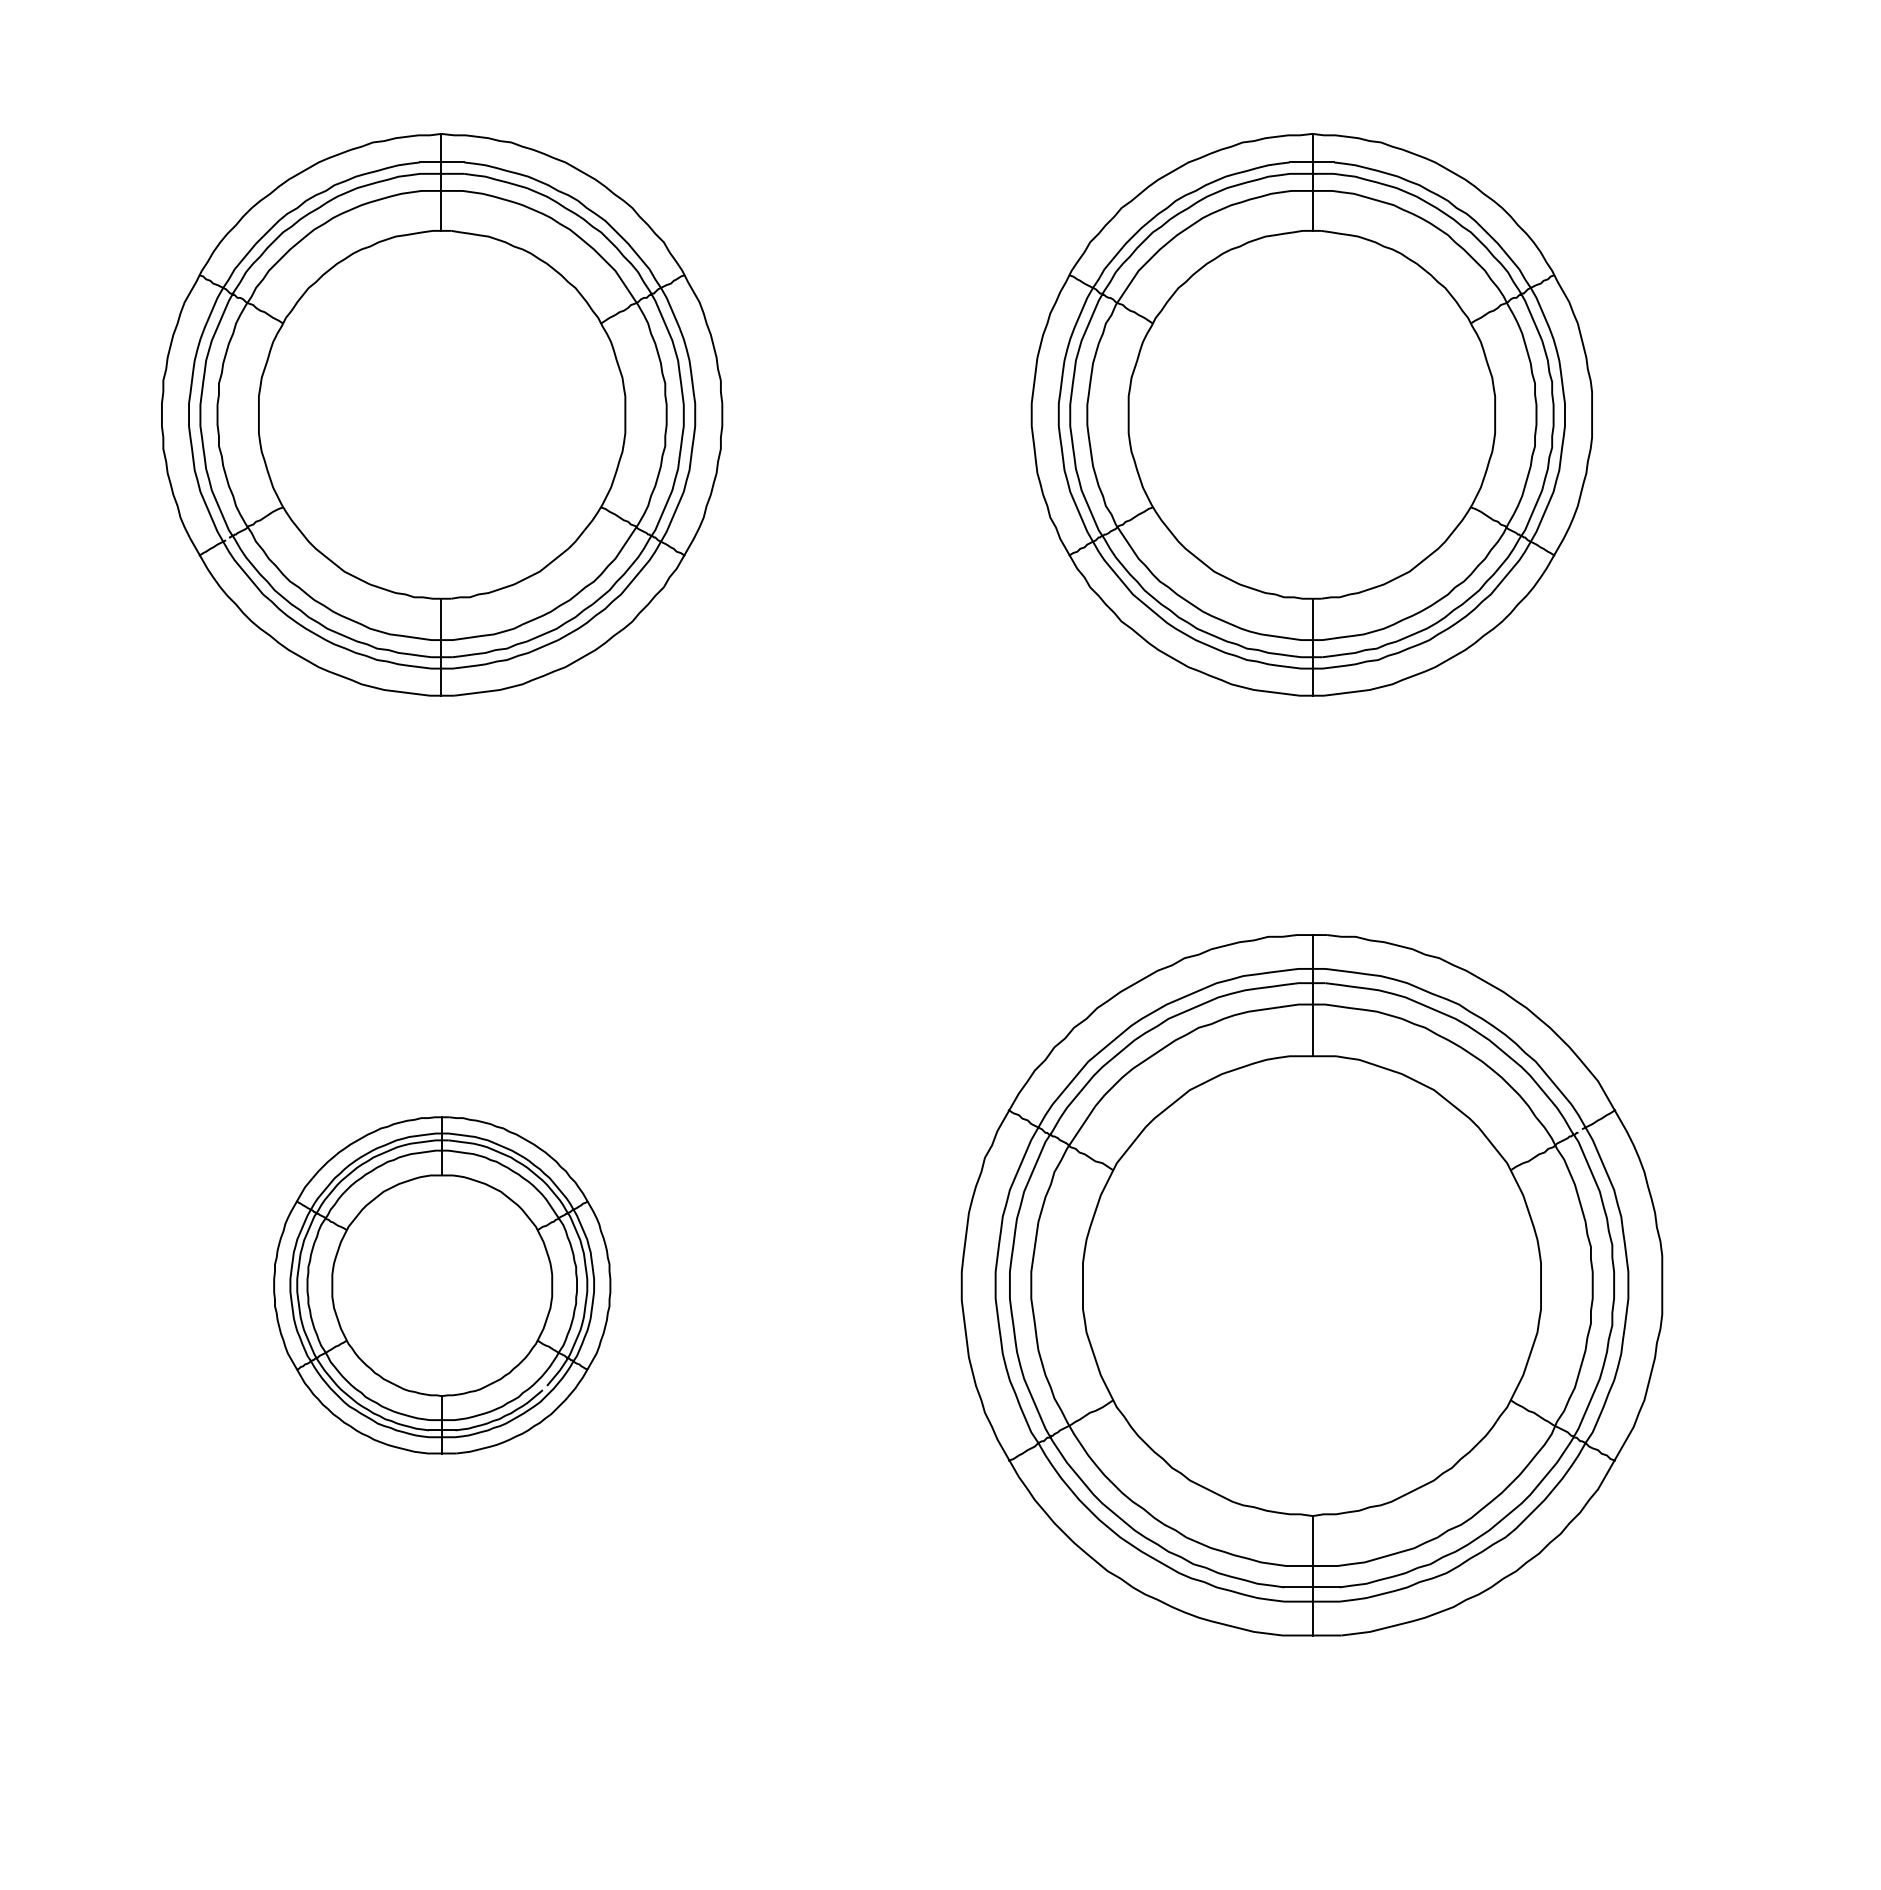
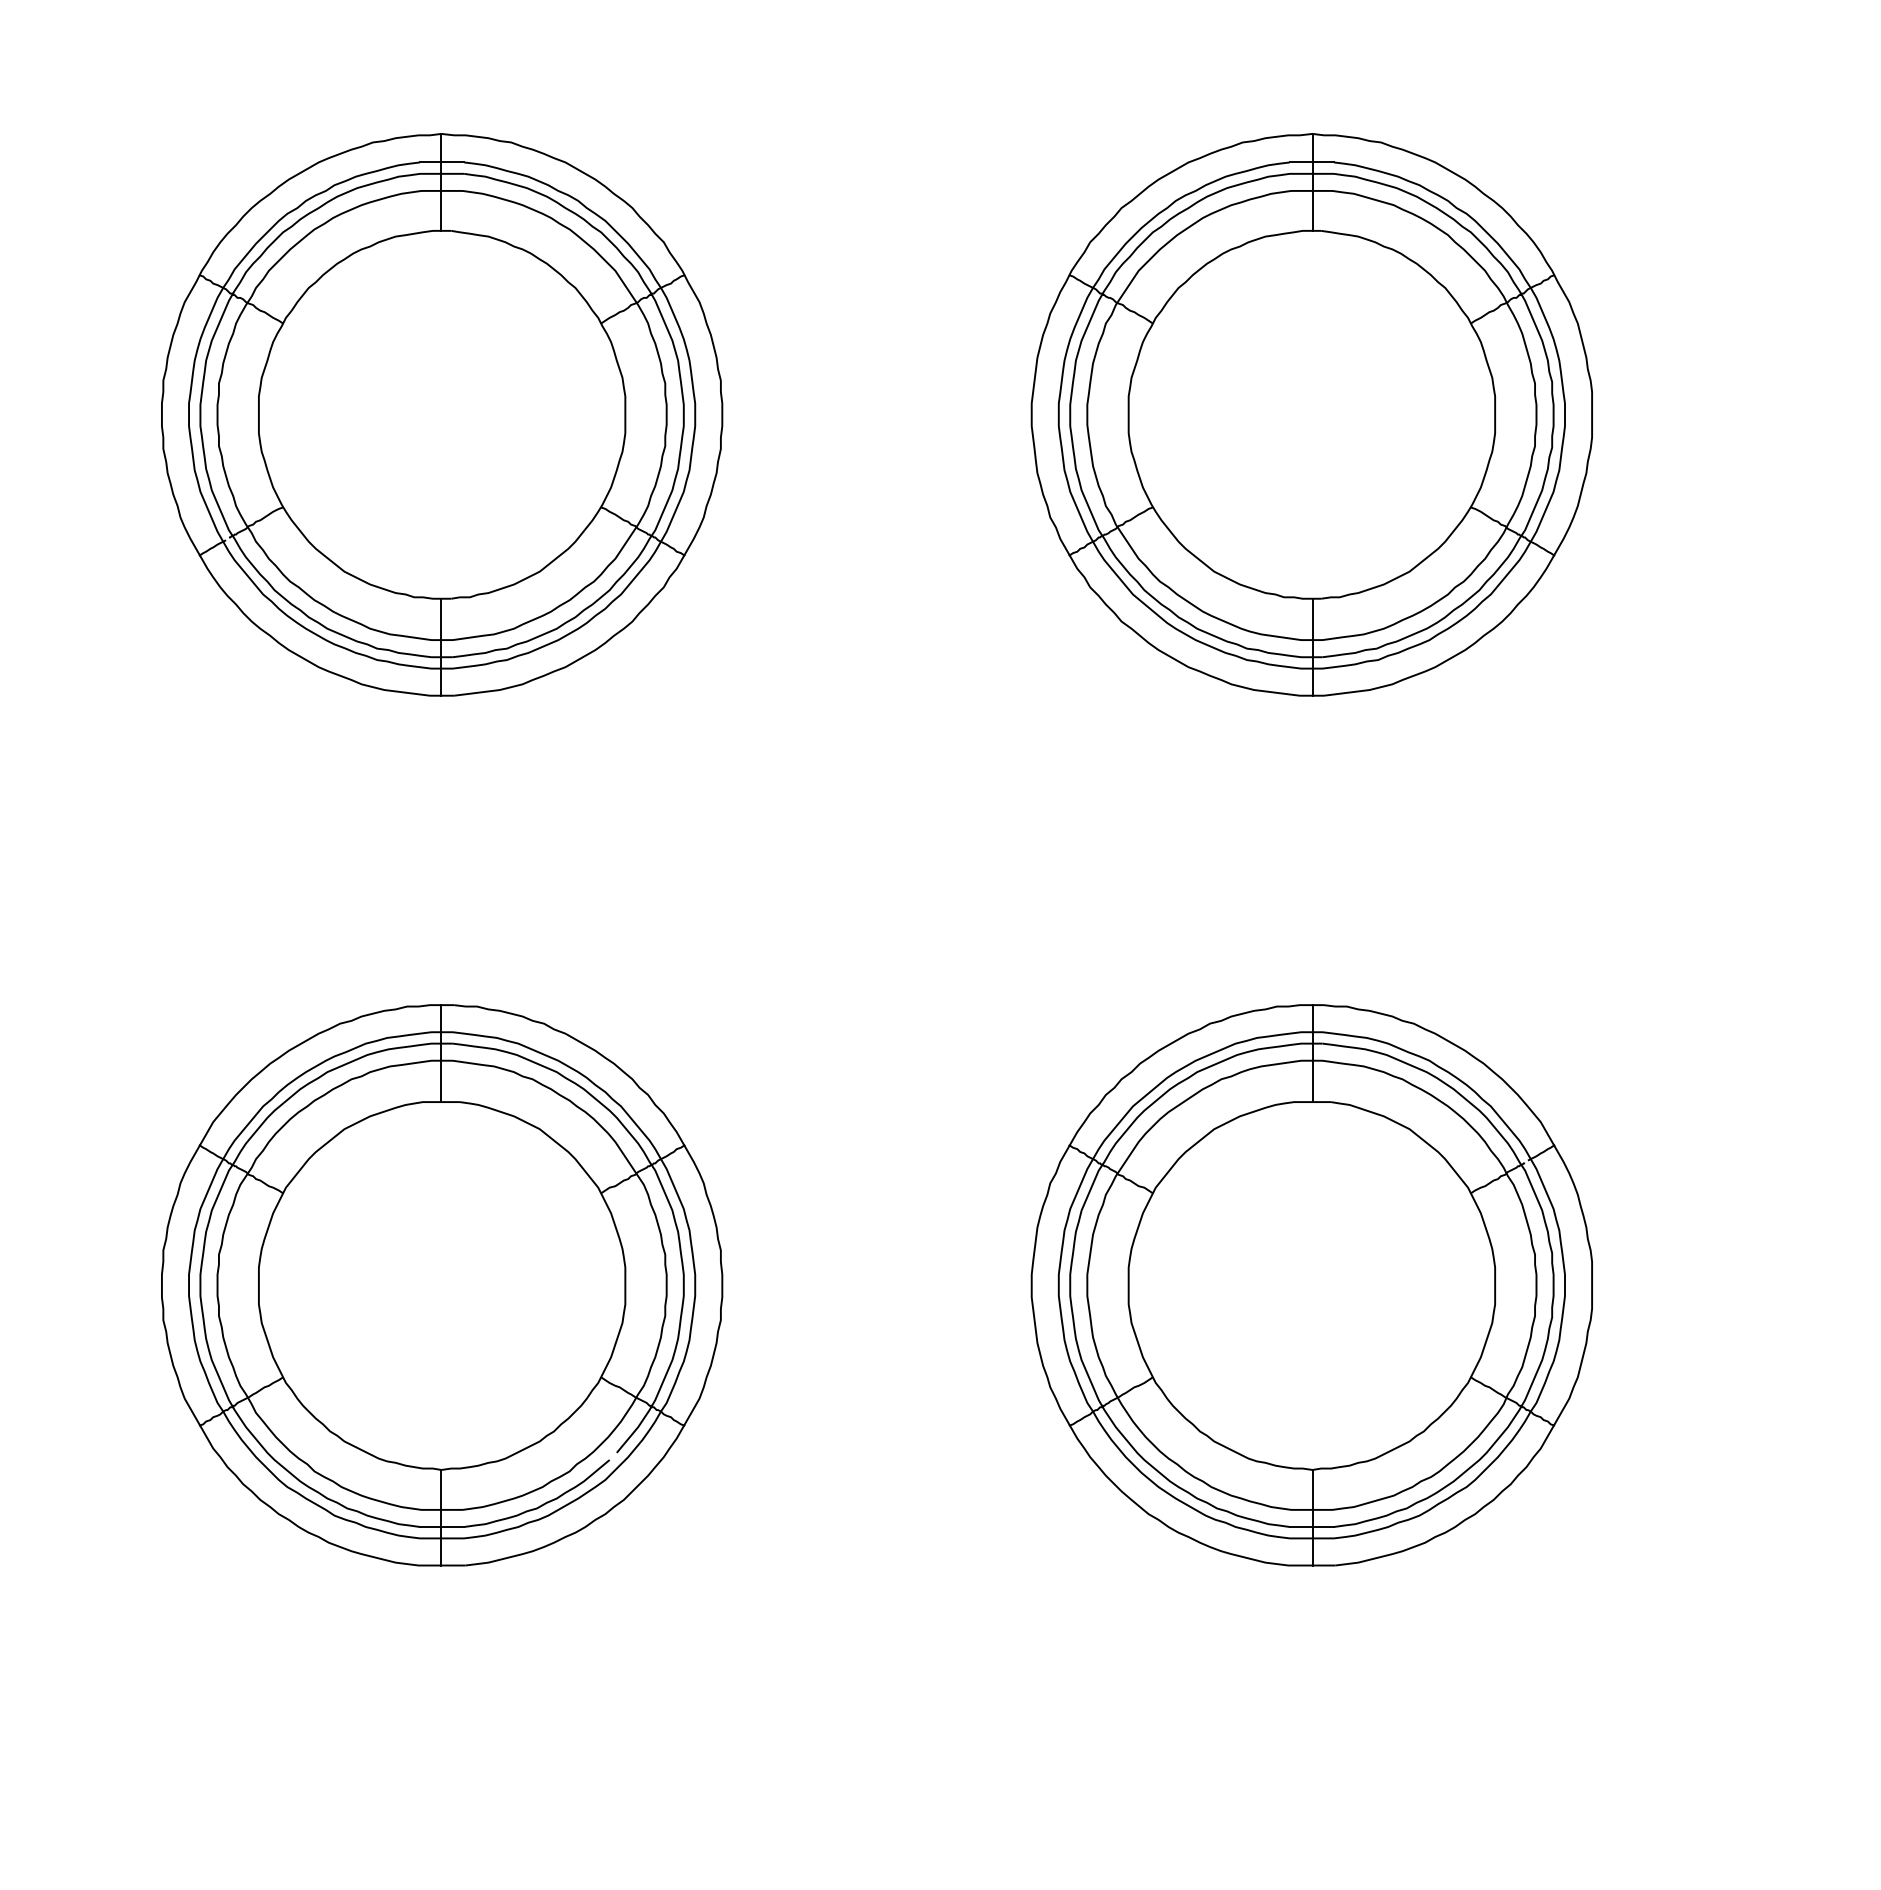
part size: 339x339 px -> 563x563 px (442, 1285)
part size: 704x703 px -> 563x563 px (1311, 1285)
